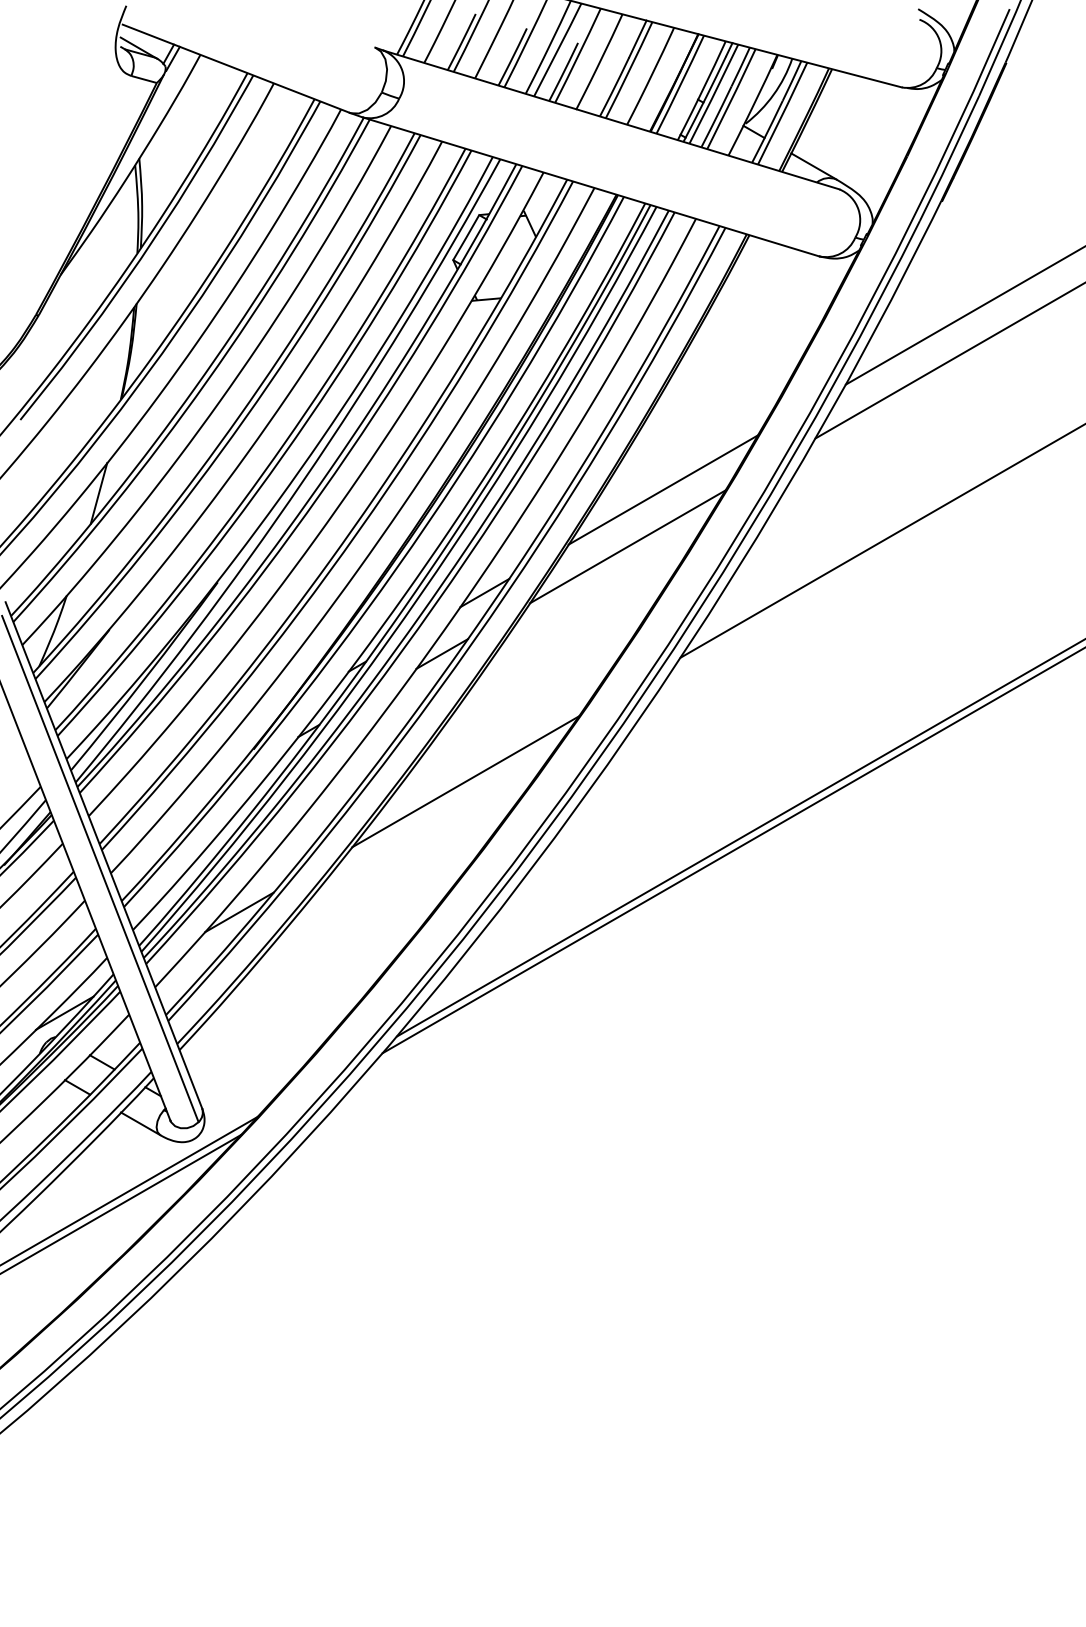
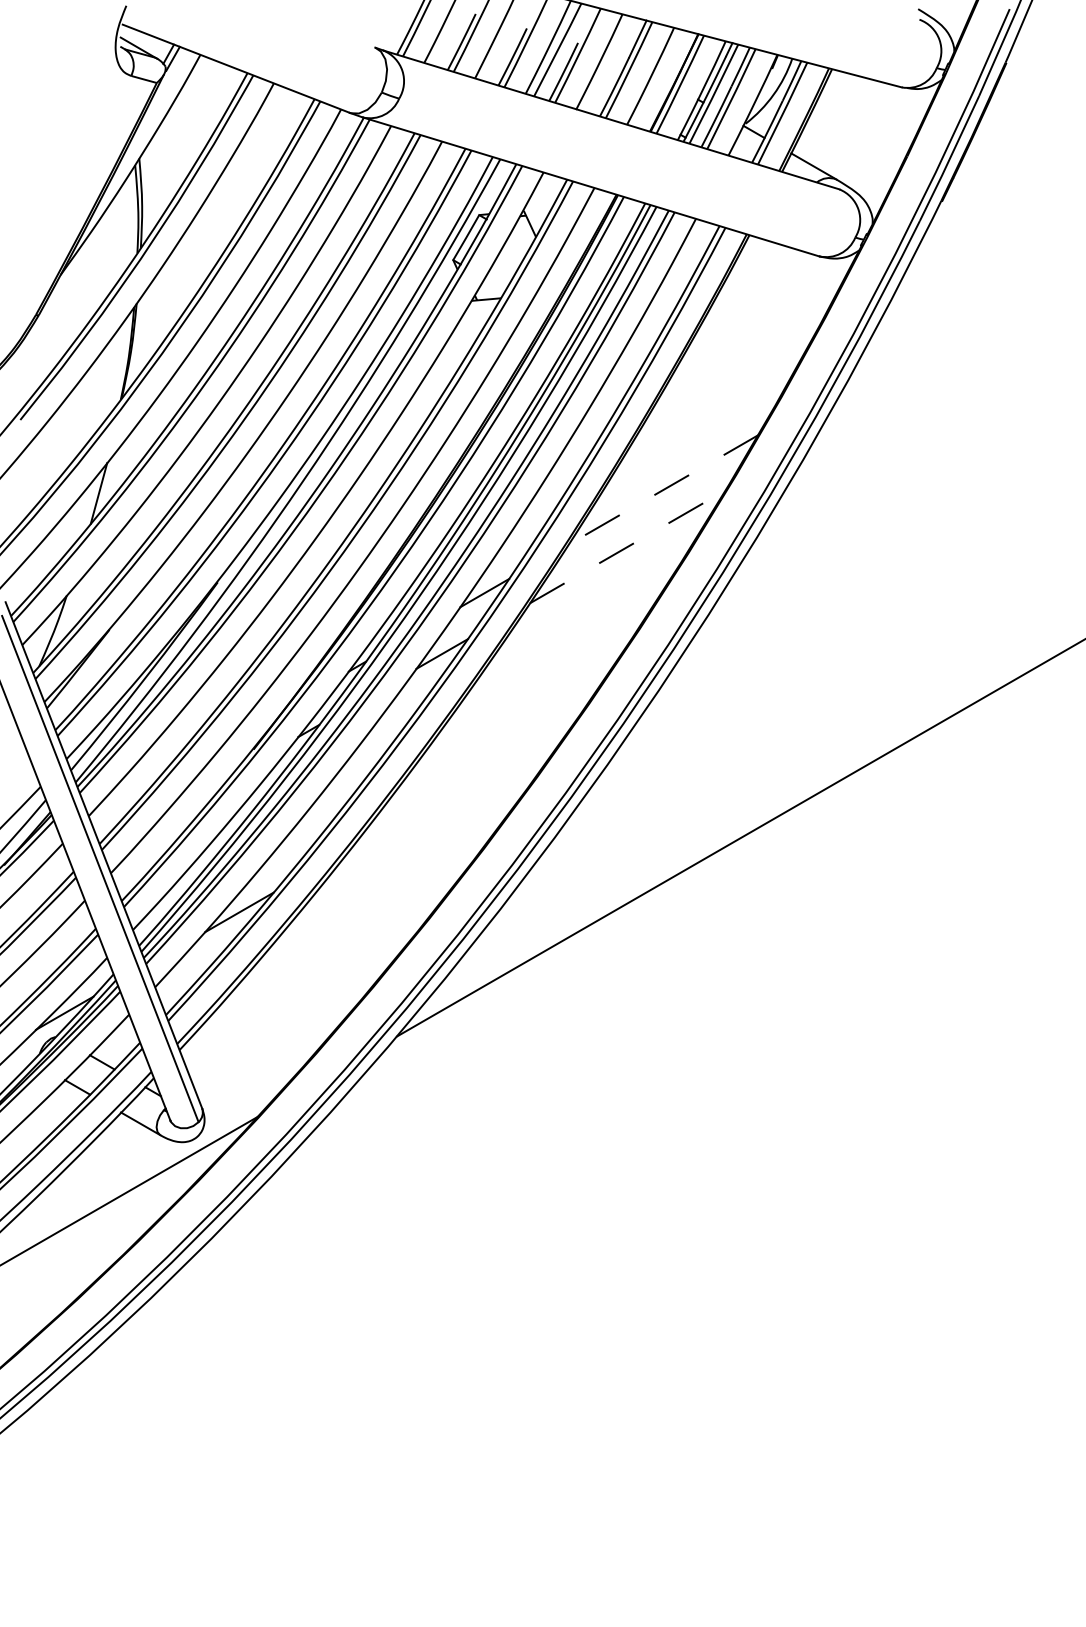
line: present -> none (963, 316)
line: present -> none (948, 361)
line: solid -> dashed (663, 490)
line: present -> none (881, 541)
line: solid -> dashed (628, 546)
line: present -> none (465, 781)
line: present -> none (732, 851)
line: present -> none (121, 1203)
